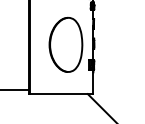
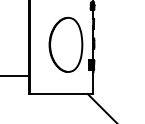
line position: (15, 89) -> (15, 75) (15, 75)
